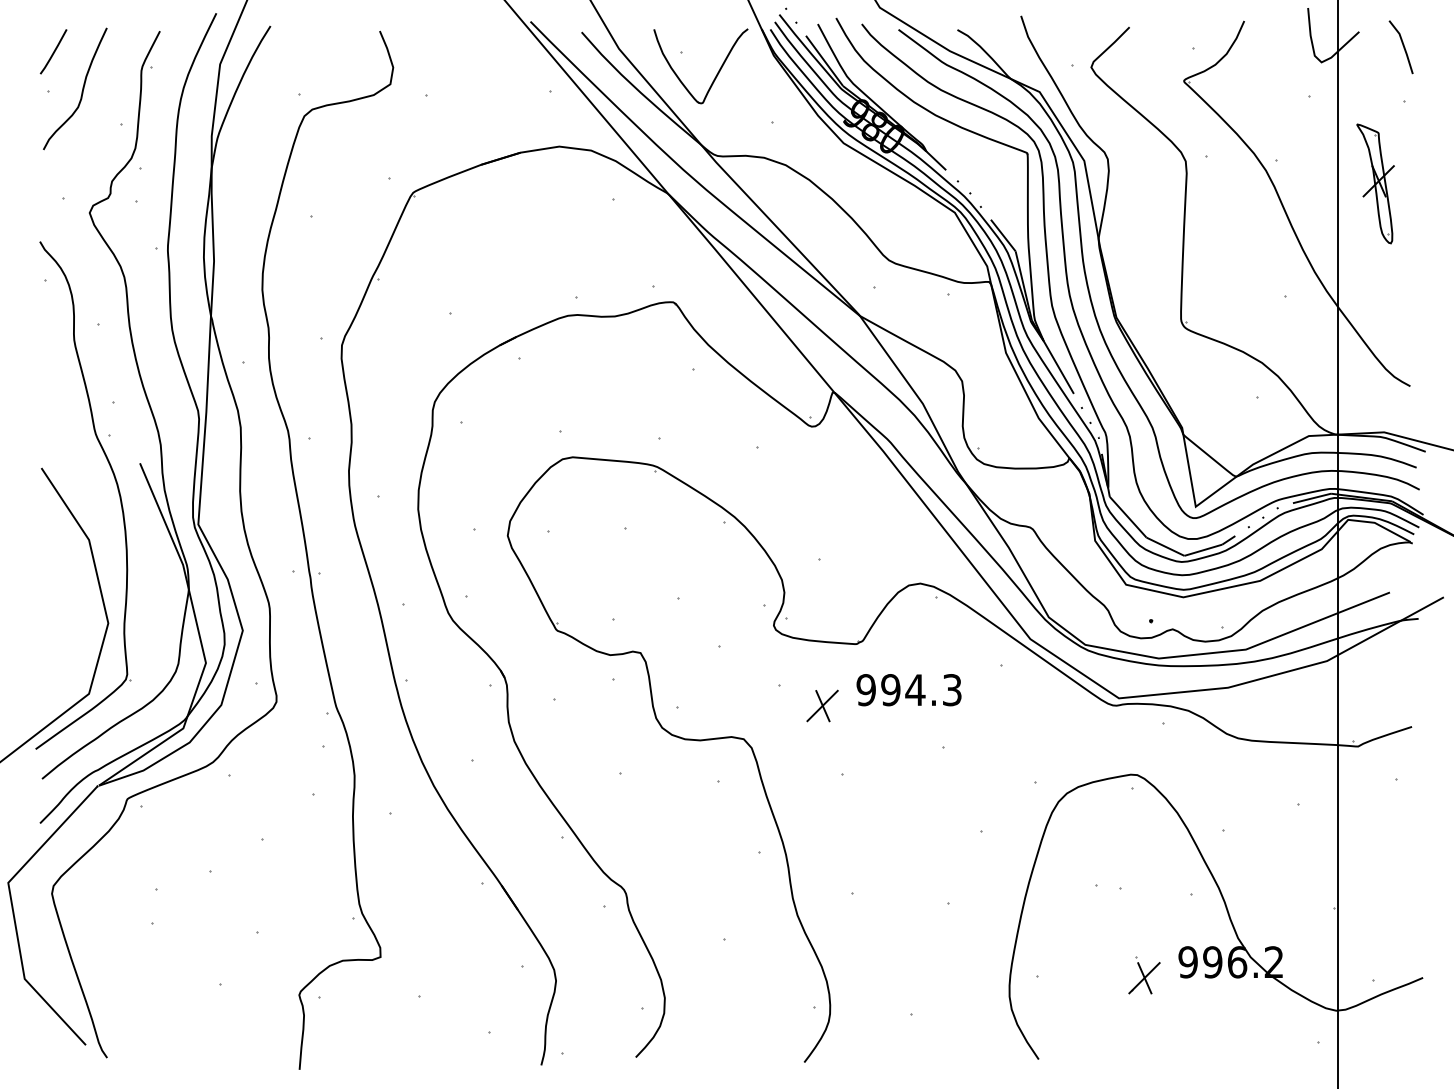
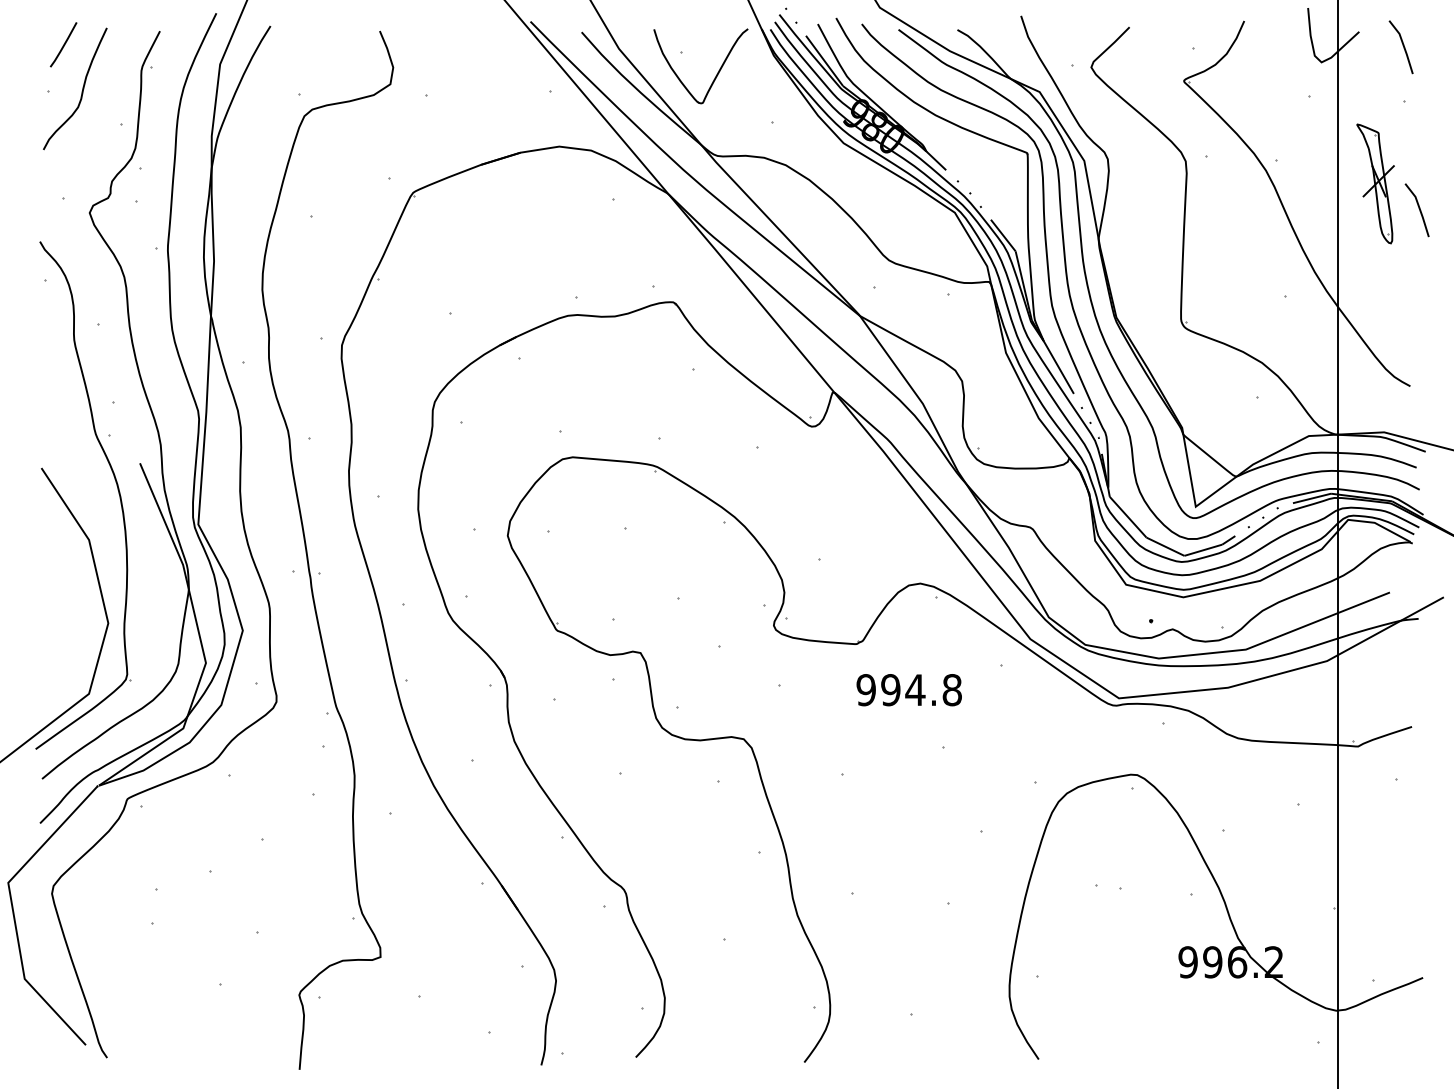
line position: (53, 51) -> (63, 44) (63, 44)
line: none -> present (1418, 208)
text: 994.3 -> 994.8 (951, 690)
part: present -> none (822, 705)
part: present -> none (1144, 975)
